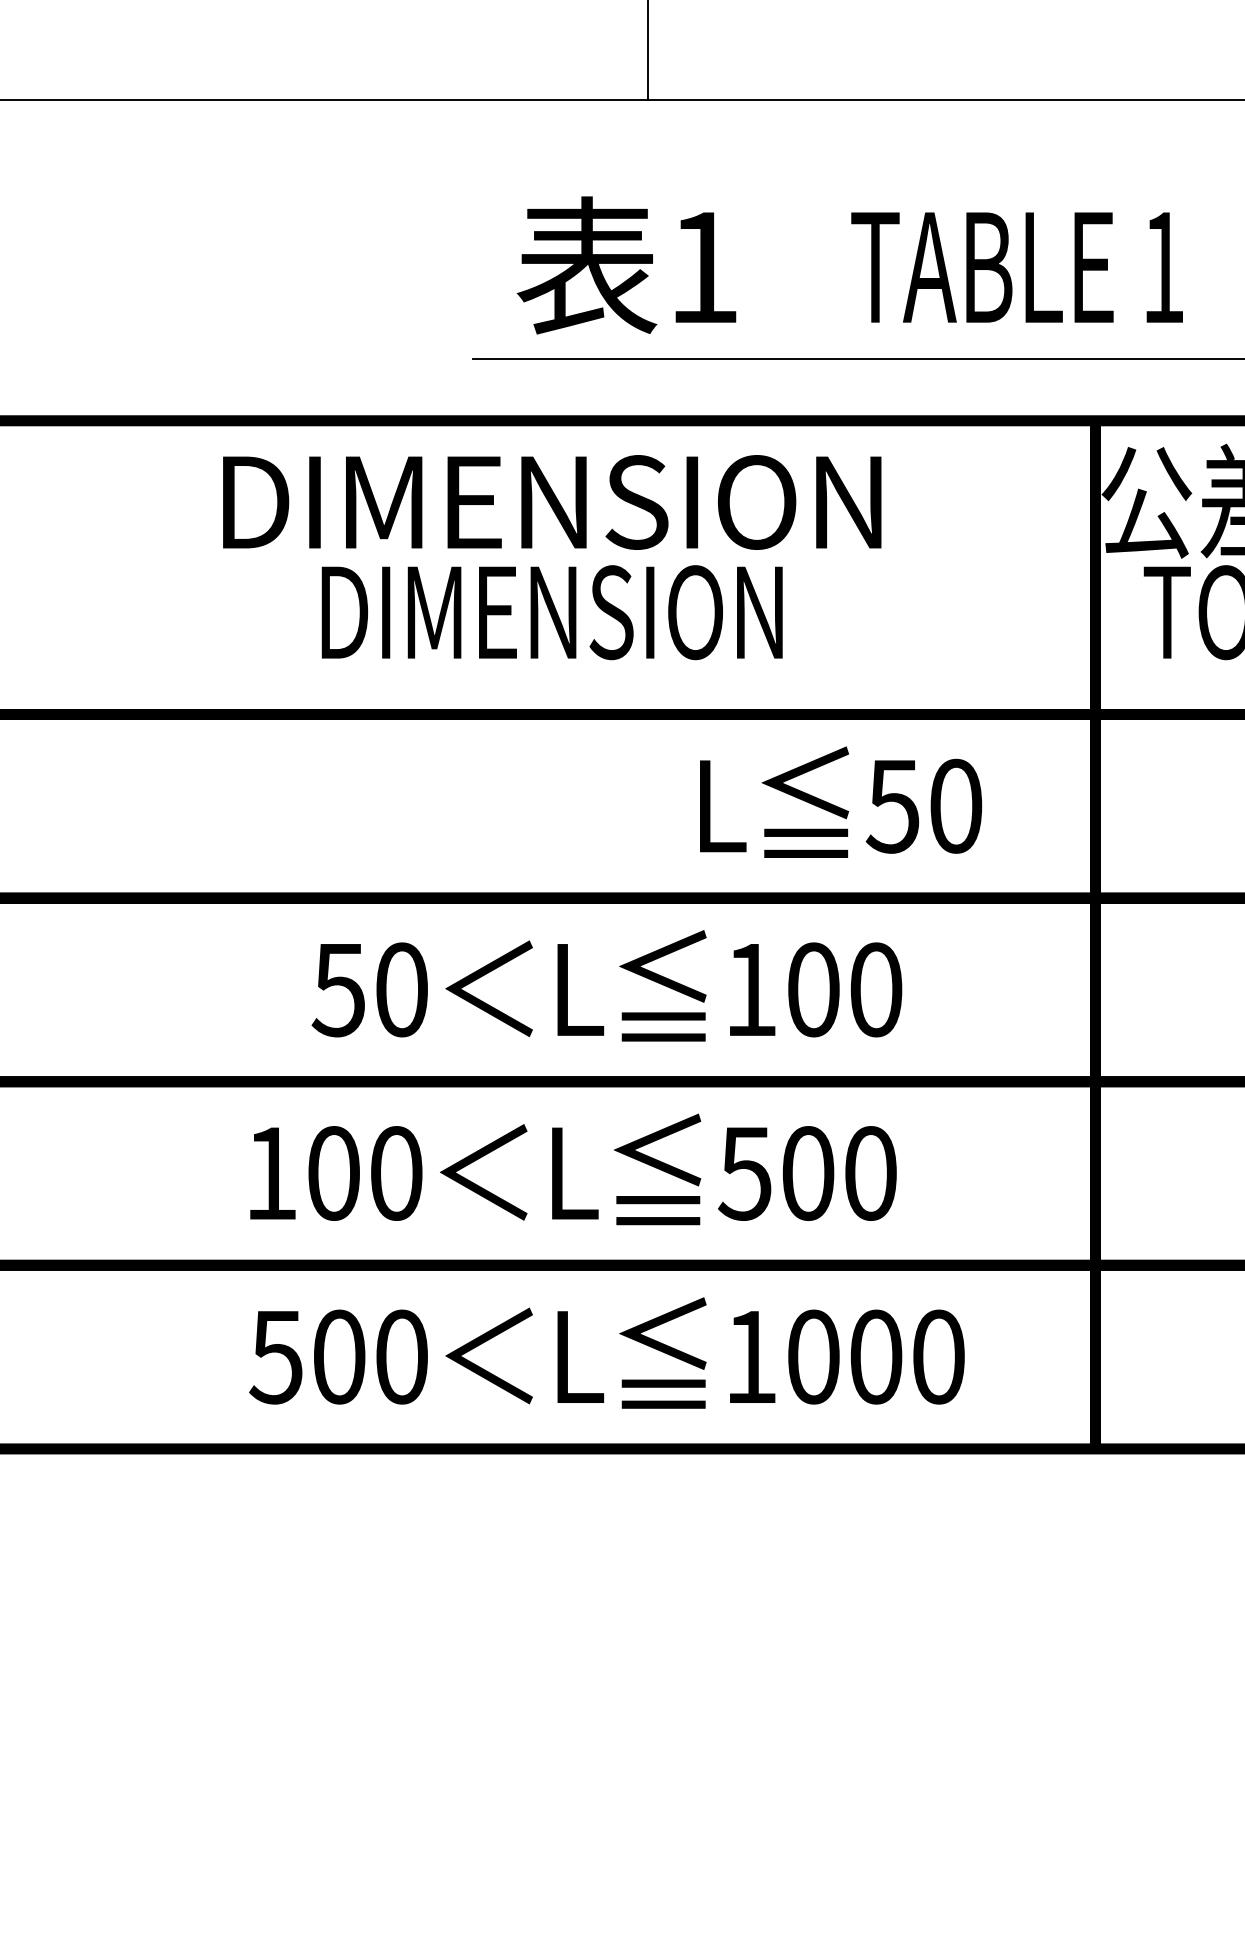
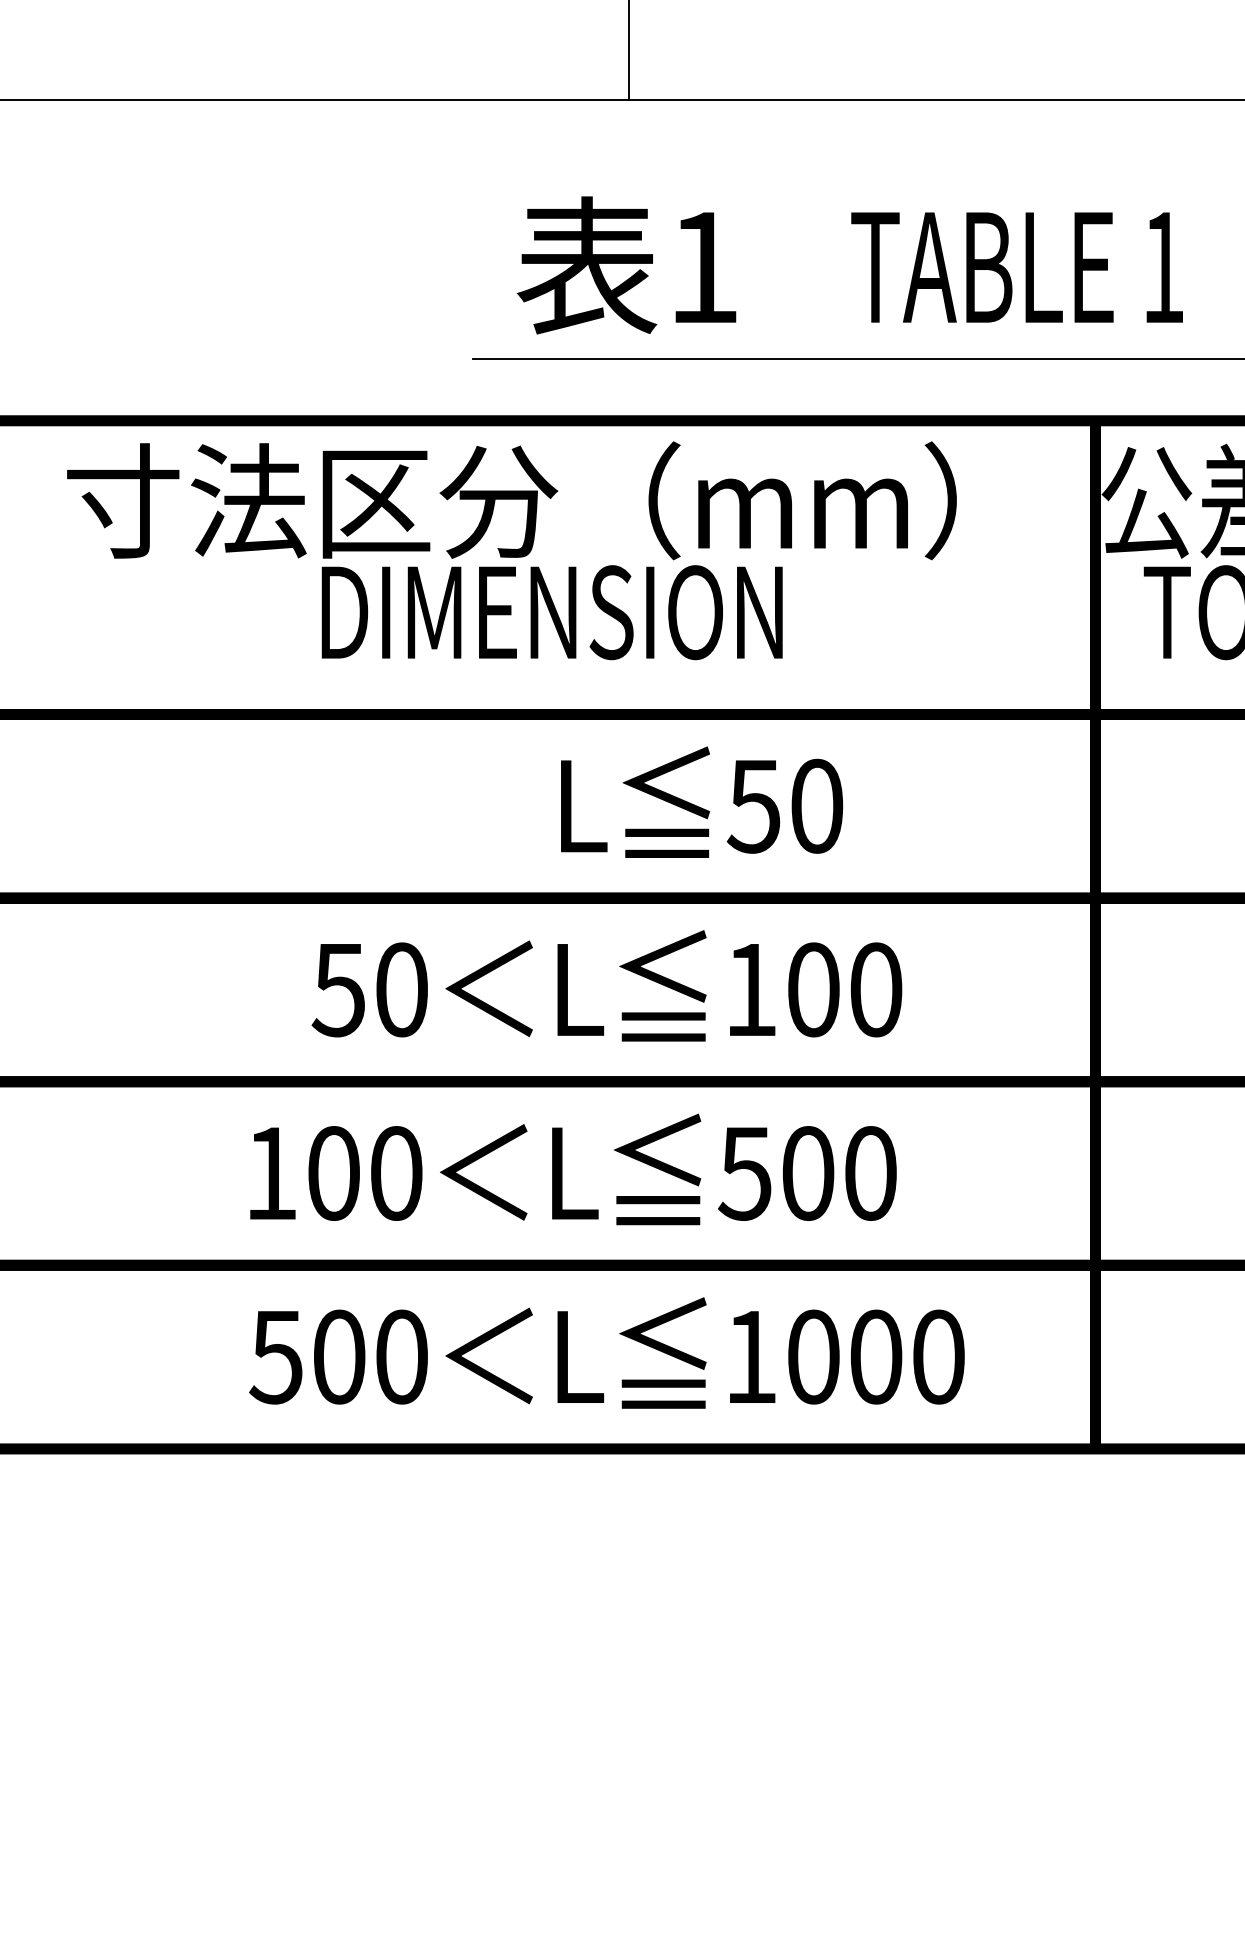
line position: (648, 50) -> (629, 50) (629, 50)
text: DIMENSION -> 寸法区分（mm） (511, 500)
text position: (841, 801) -> (702, 801) (702, 801)
